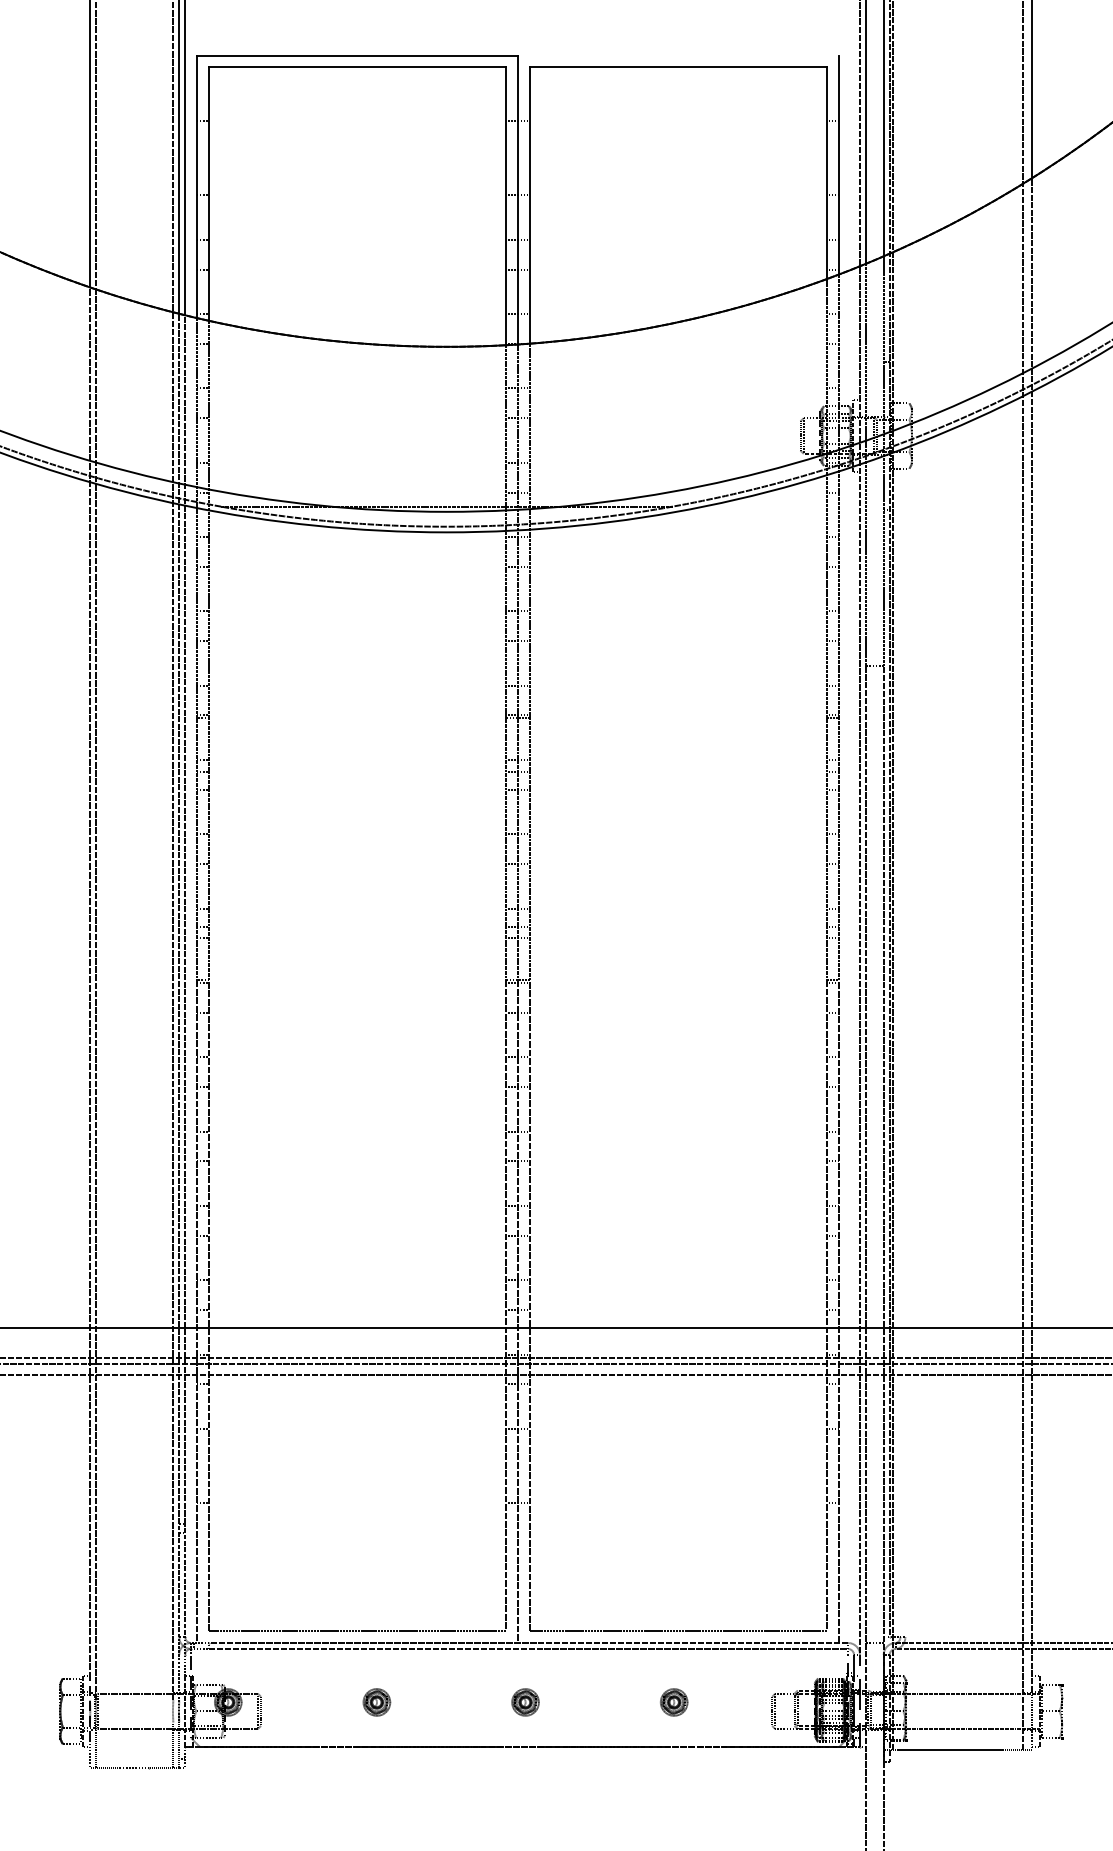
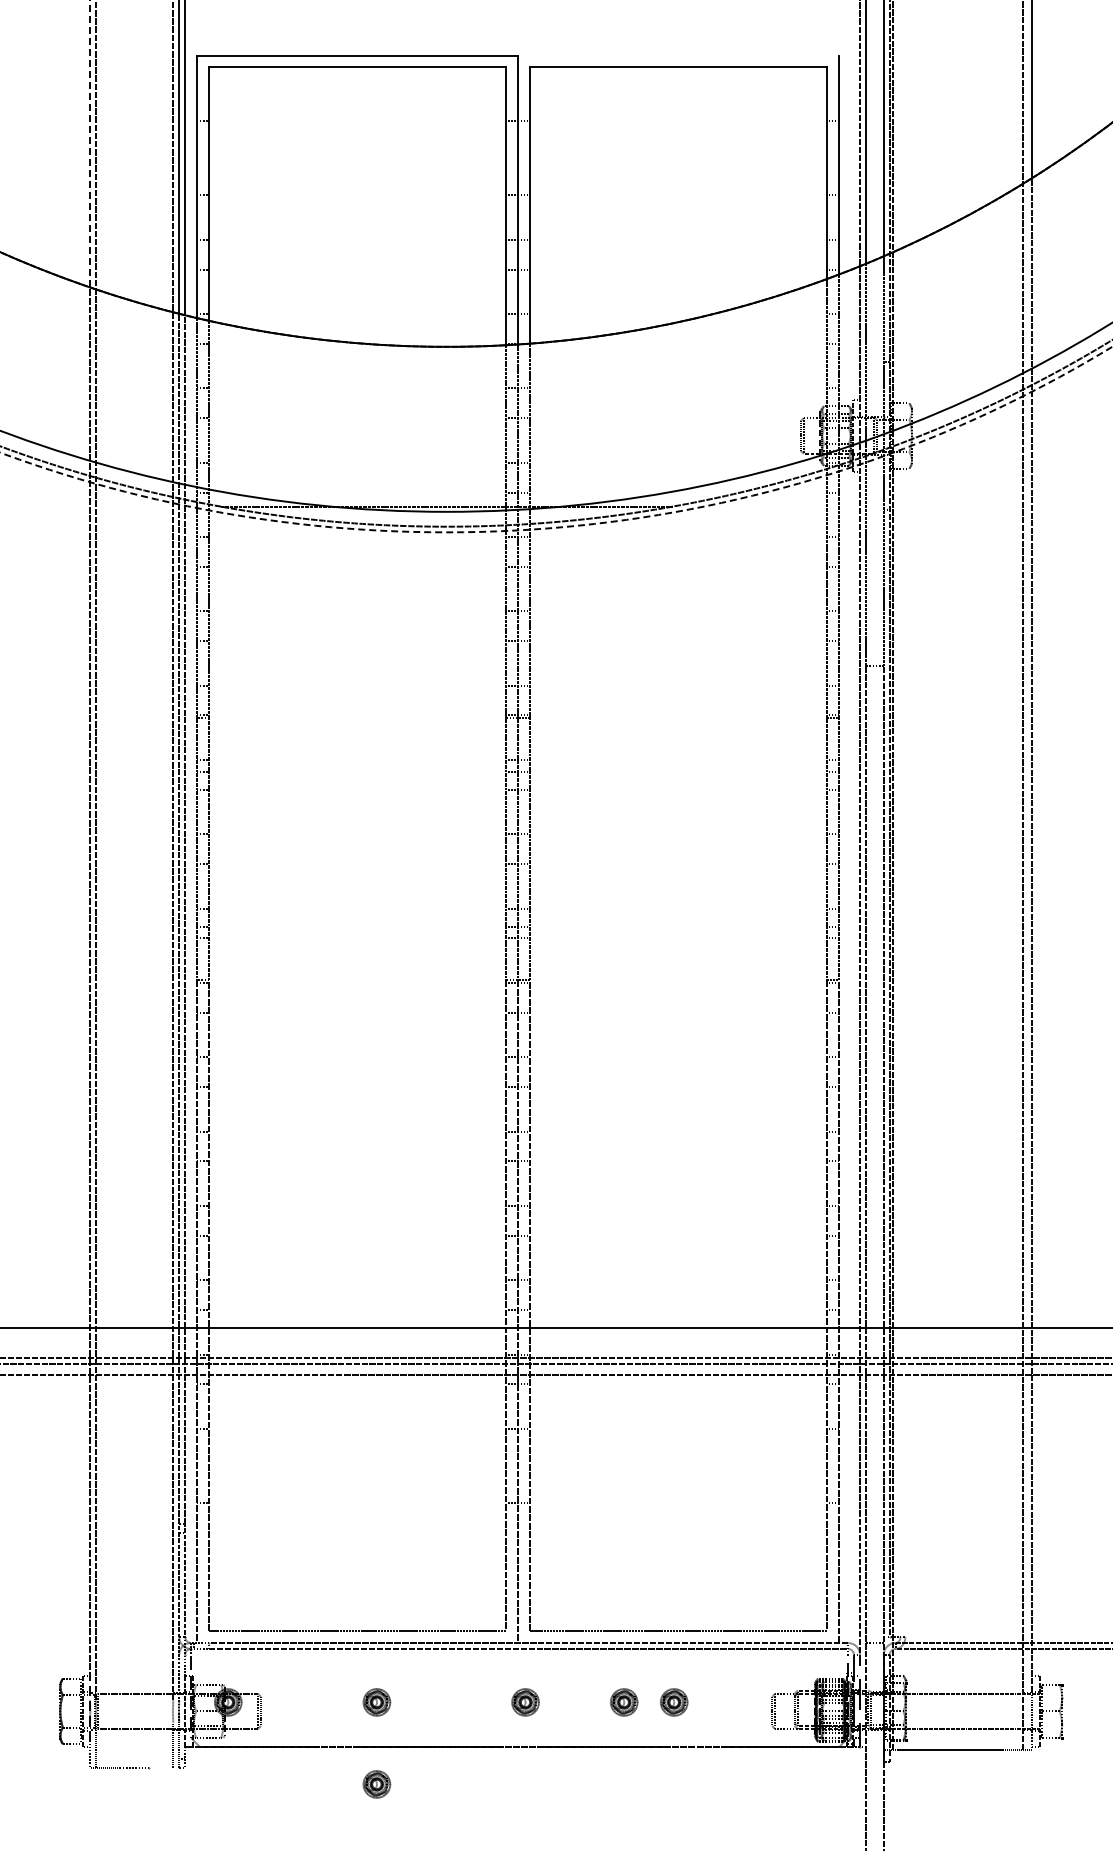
line: solid -> dashed (90, 143)
circle: solid -> dashed (556, 439)
part: none -> present (624, 1702)
line: present -> none (164, 1767)
part: none -> present (376, 1784)
